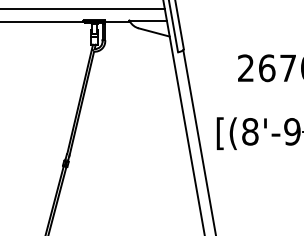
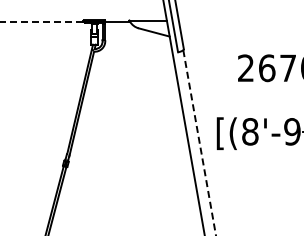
line: present -> none (83, 9)
line: solid -> dashed (41, 21)
line: solid -> dashed (199, 142)
